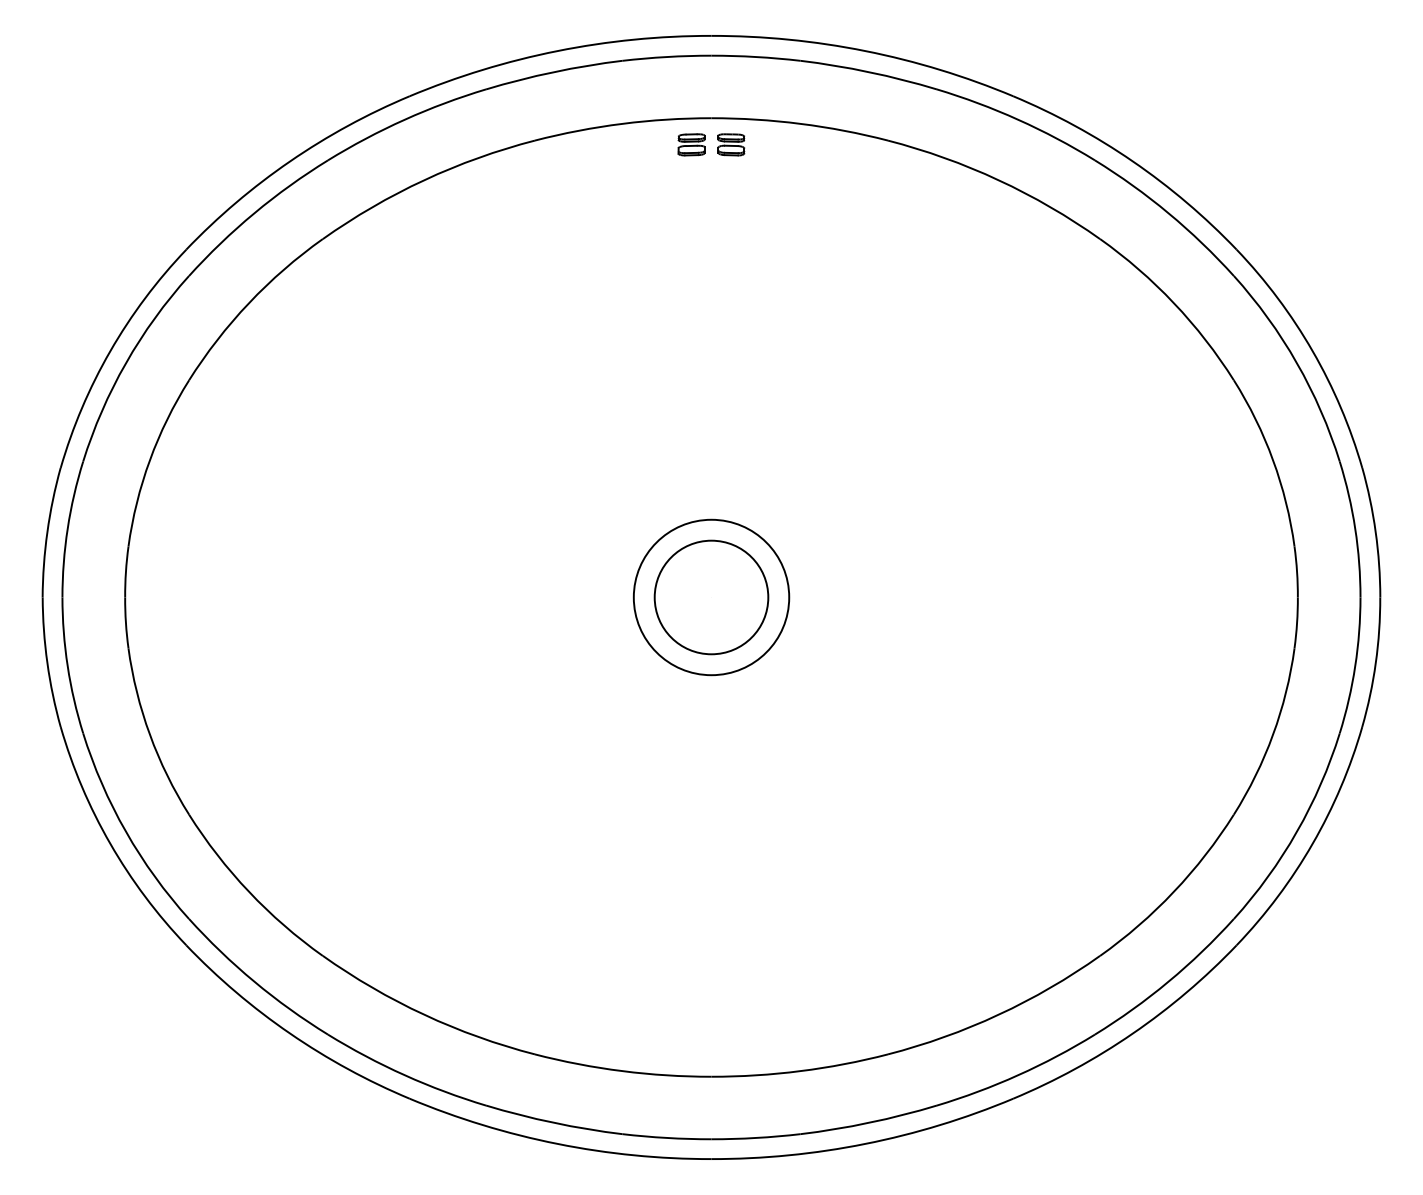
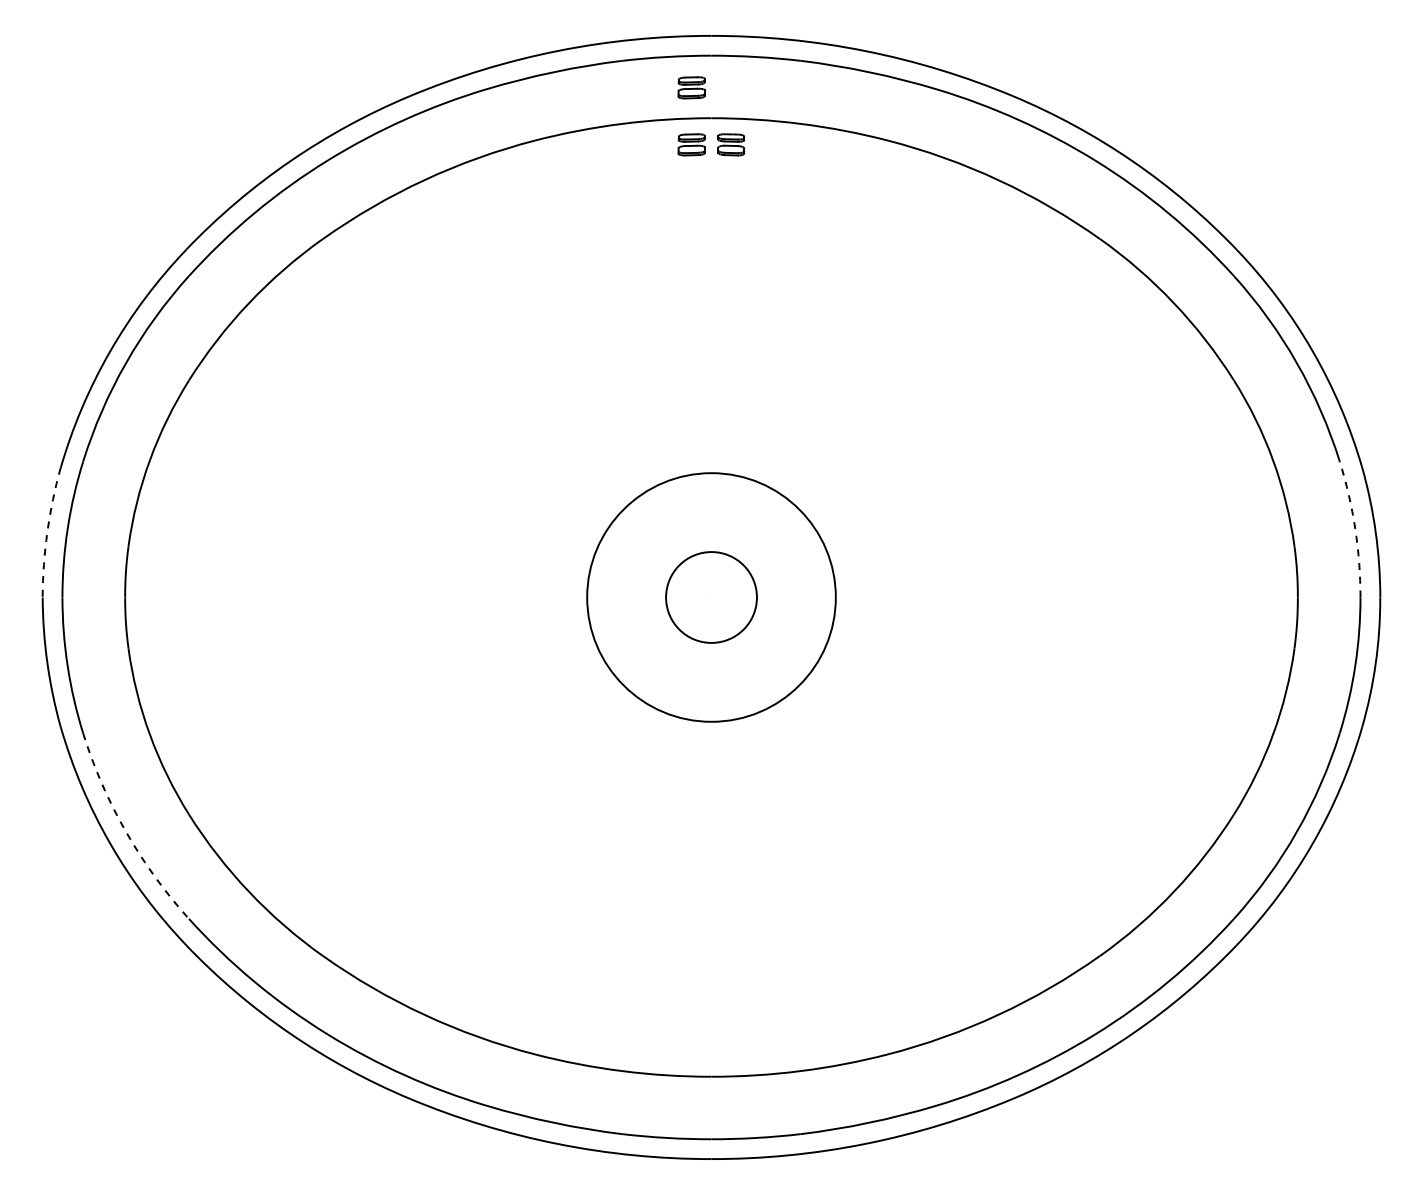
part: none -> present (691, 87)
arc: solid -> dashed (1355, 528)
arc: solid -> dashed (47, 532)
circle diameter: 114 px -> 91 px (711, 597)
circle diameter: 155 px -> 249 px (711, 597)
arc: solid -> dashed (126, 831)
